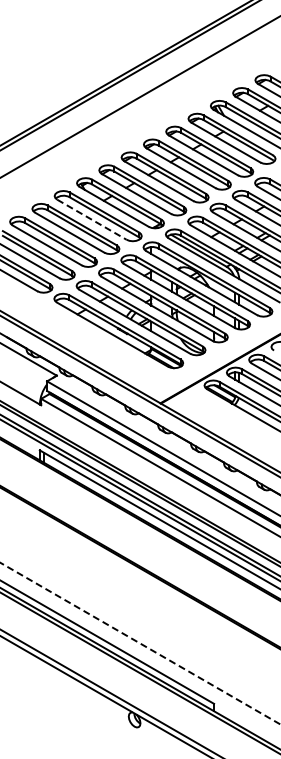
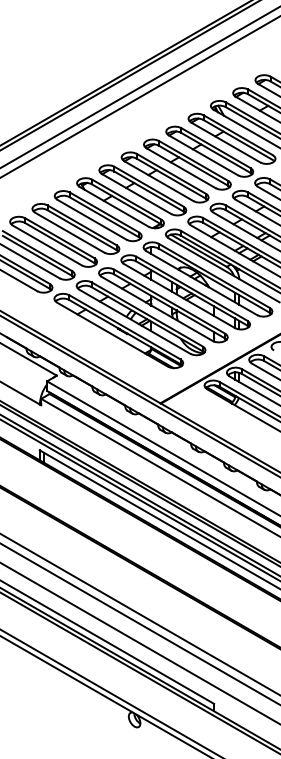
line: none -> present (139, 87)
line: dashed -> solid (92, 219)
line: none -> present (139, 614)
line: none -> present (139, 623)
line: dashed -> solid (140, 643)
